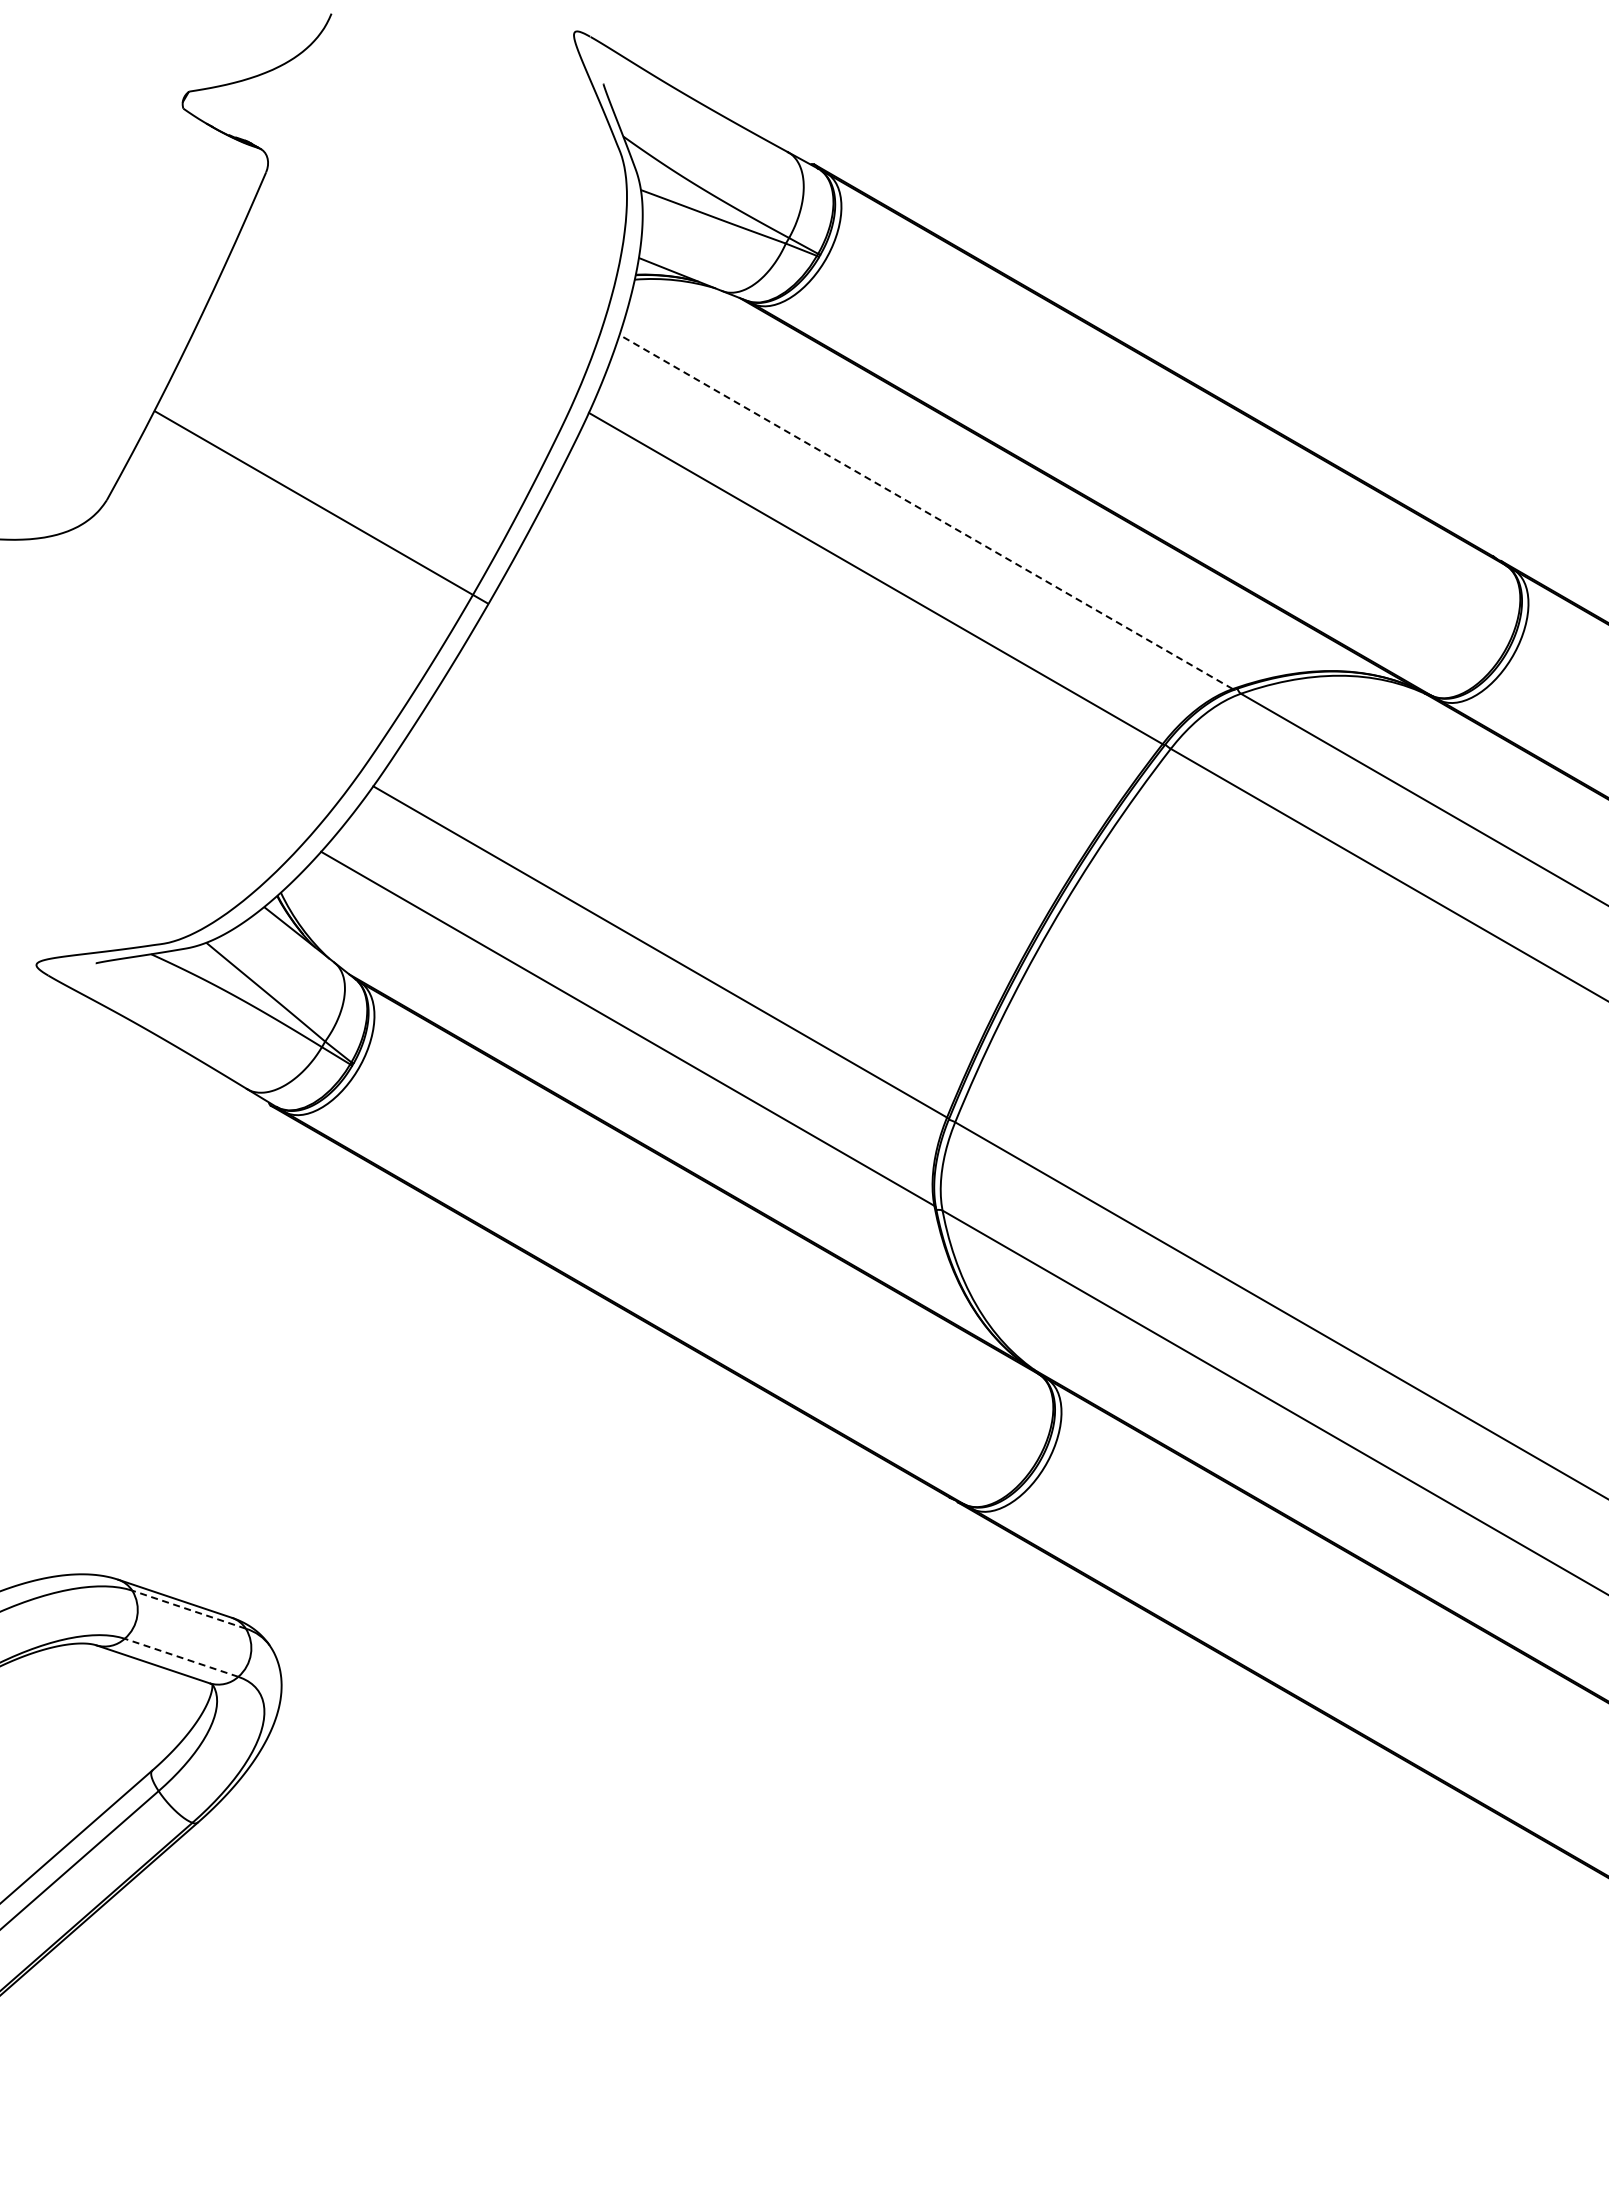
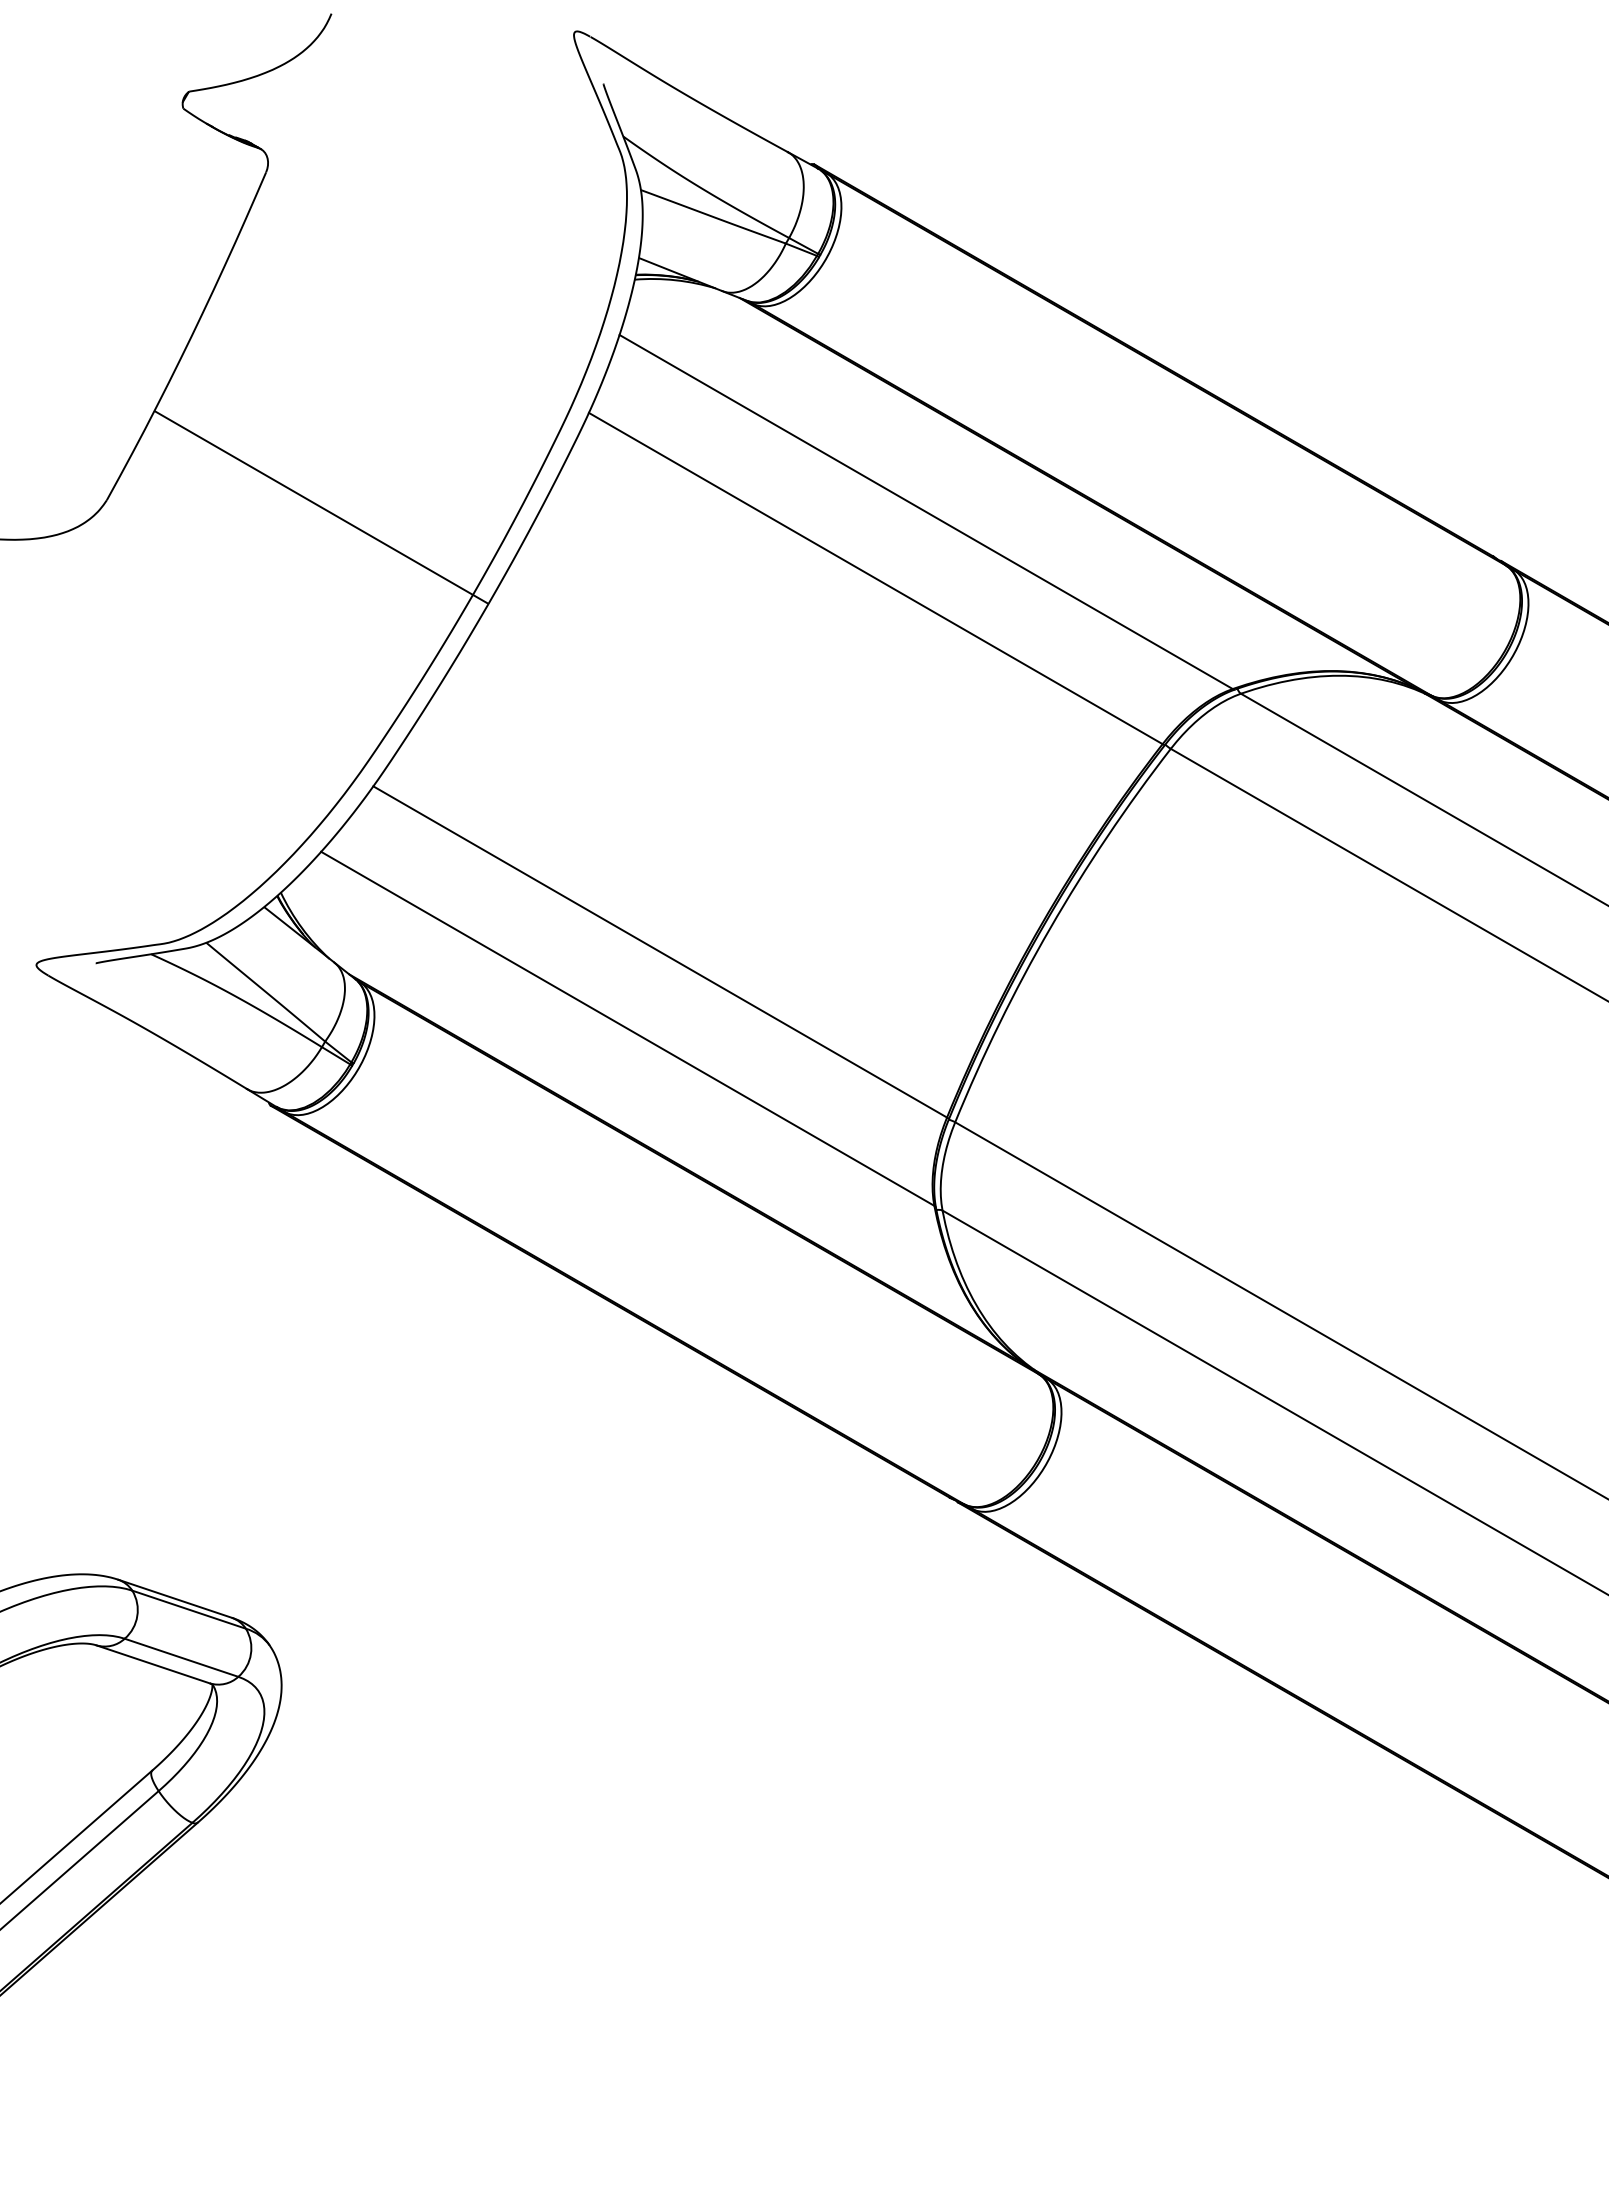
line: dashed -> solid (925, 511)
line: dashed -> solid (189, 1609)
line: dashed -> solid (181, 1657)
